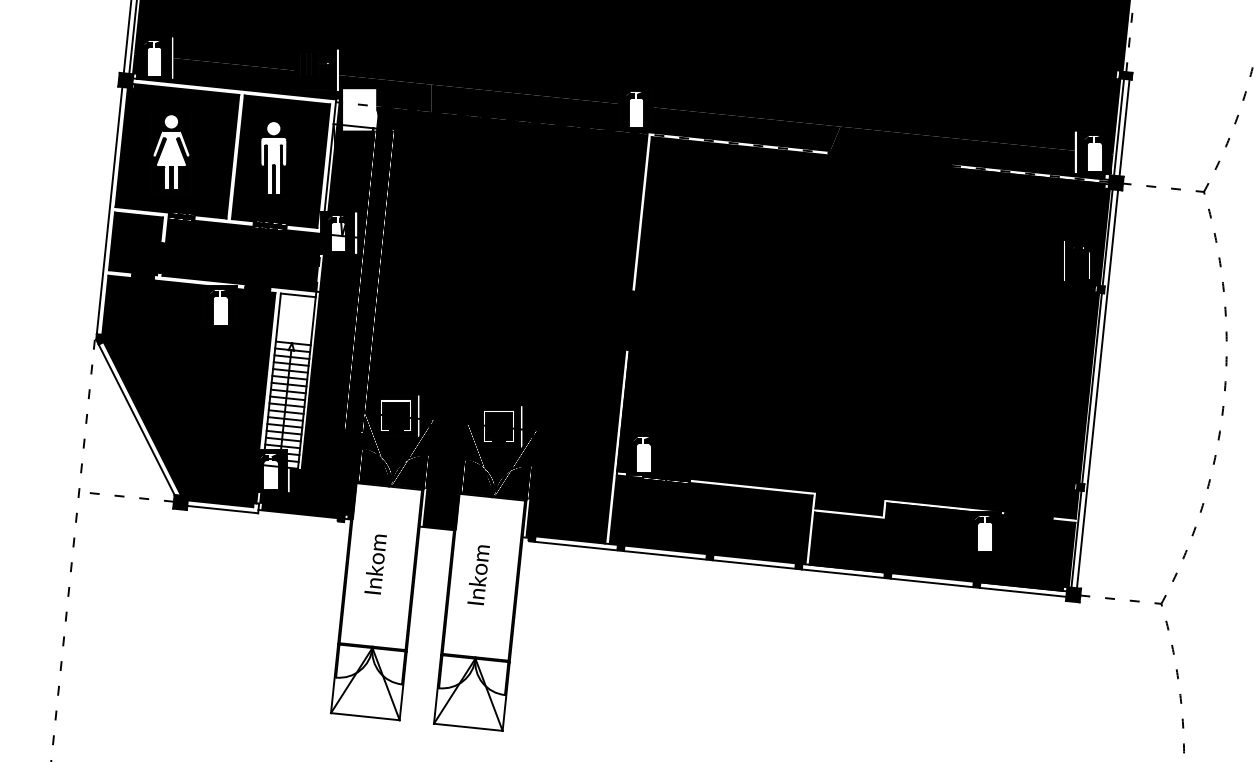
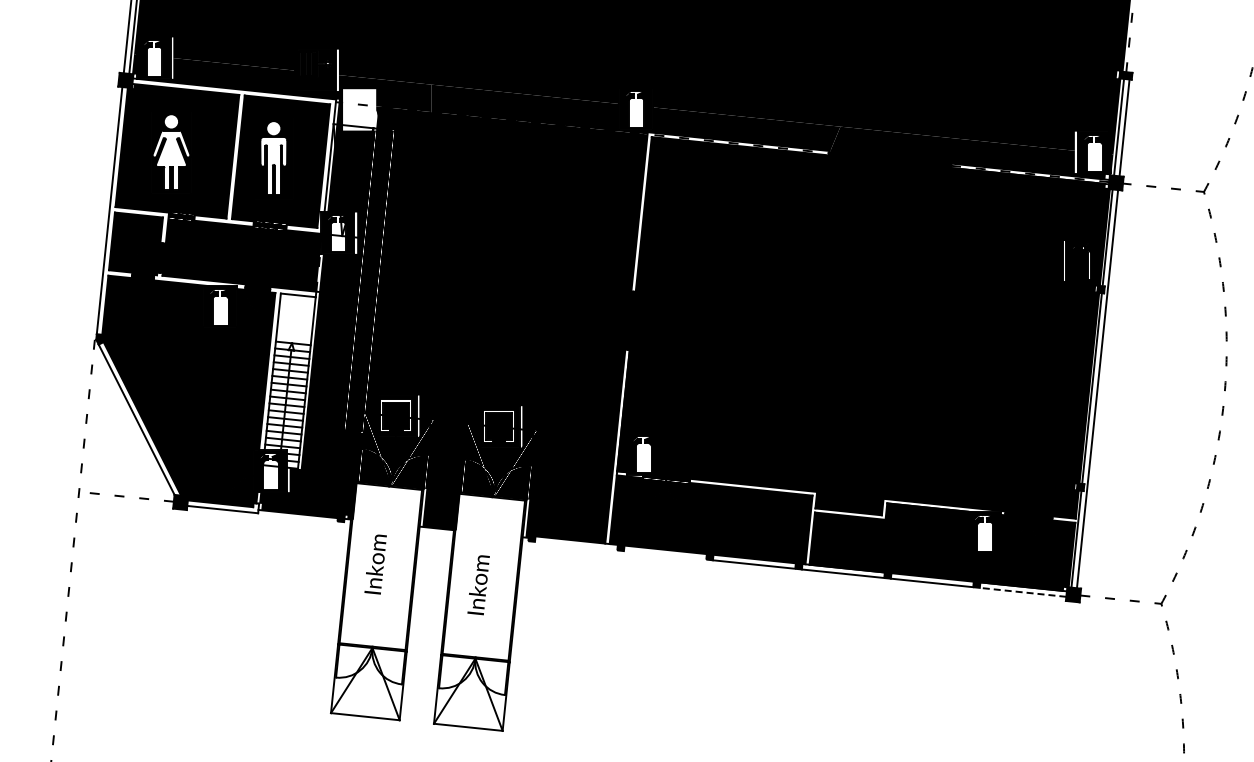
line: present -> none (575, 545)
line: present -> none (664, 555)
text position: (478, 575) -> (478, 585) (478, 585)
line: solid -> dashed (1022, 592)
